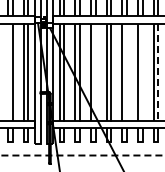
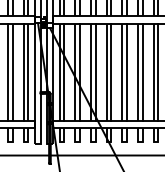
line: none -> present (8, 71)
line: none -> present (95, 71)
line: none -> present (126, 71)
line: none -> present (142, 71)
line: dashed -> solid (158, 72)
line: dashed -> solid (82, 155)
